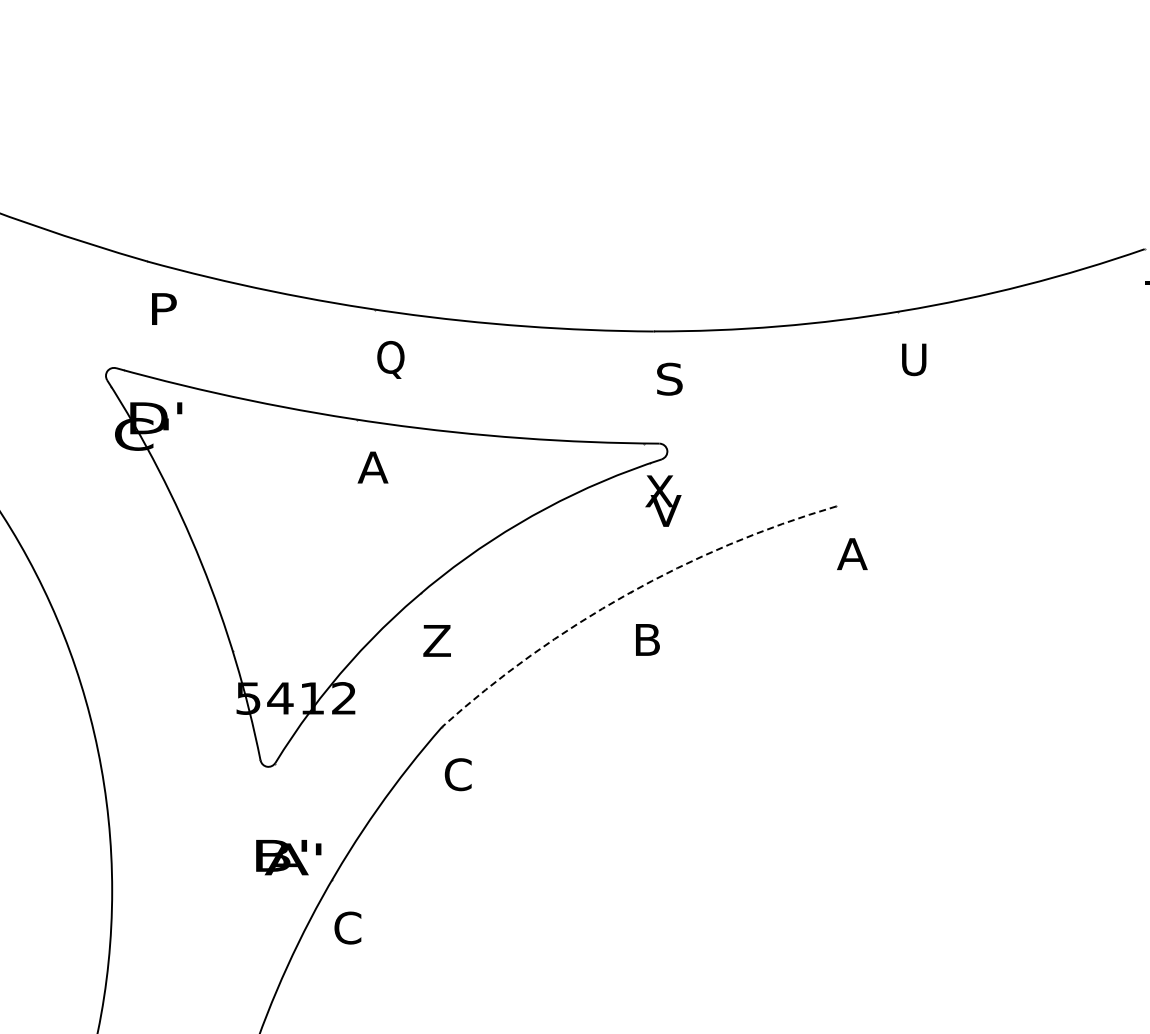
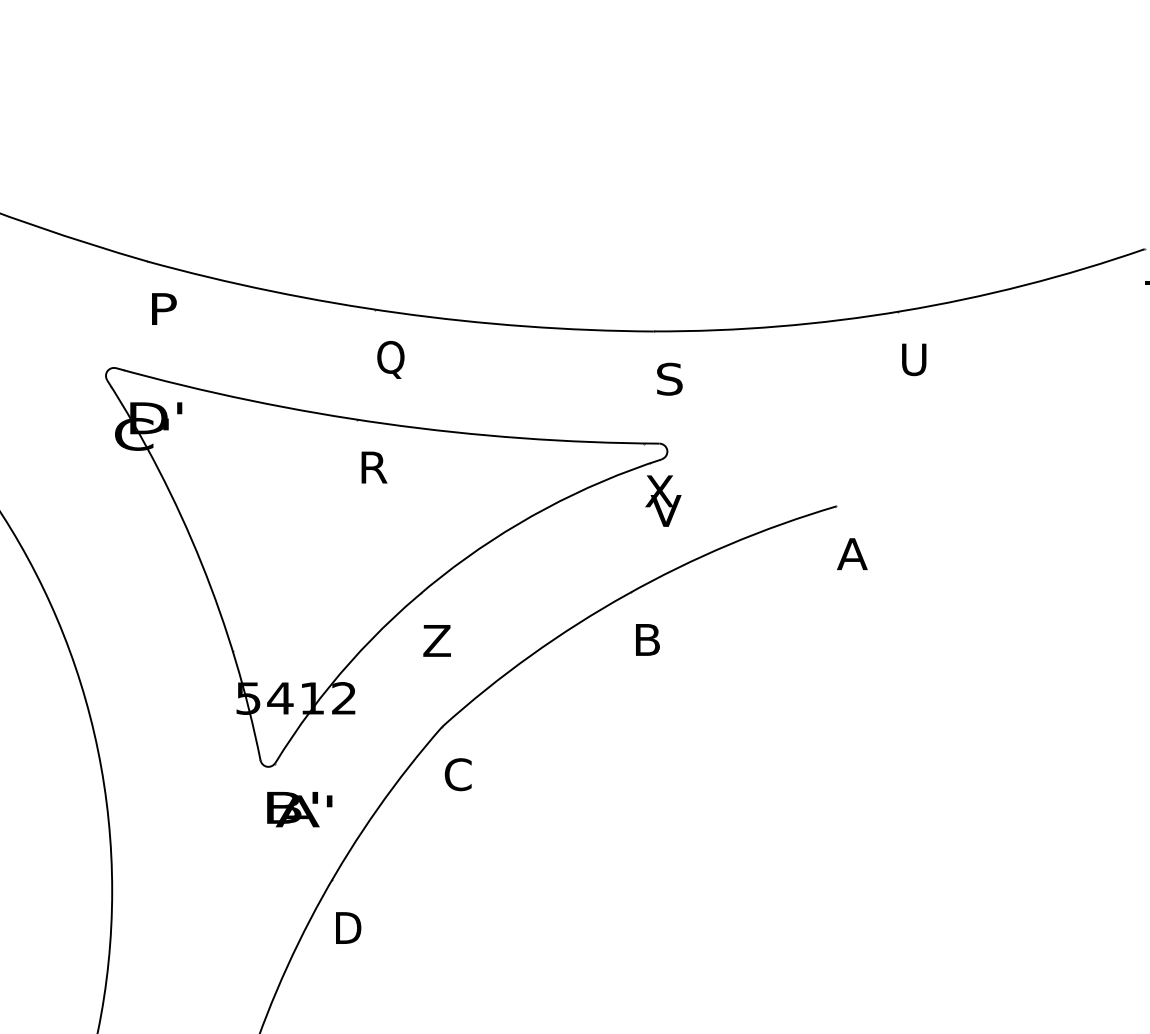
text: A -> R (372, 467)
arc: dashed -> solid (626, 594)
text position: (288, 857) -> (299, 809) (299, 809)
text: C -> D (347, 927)
